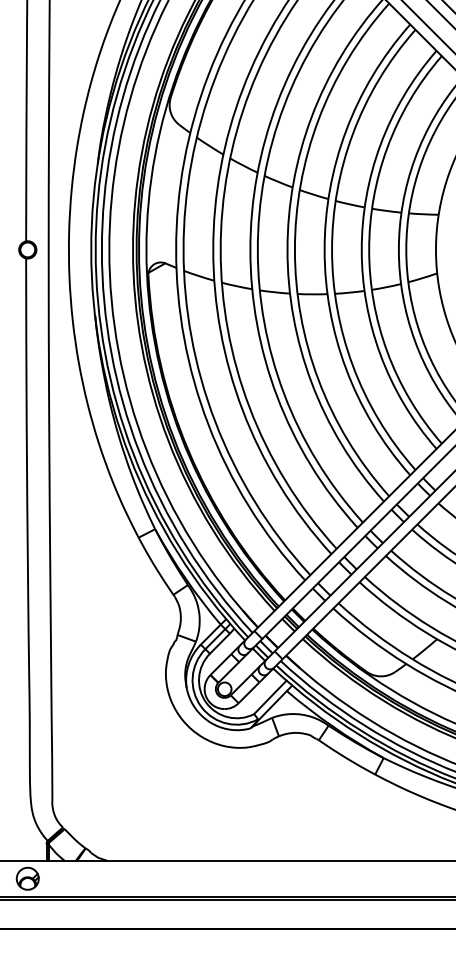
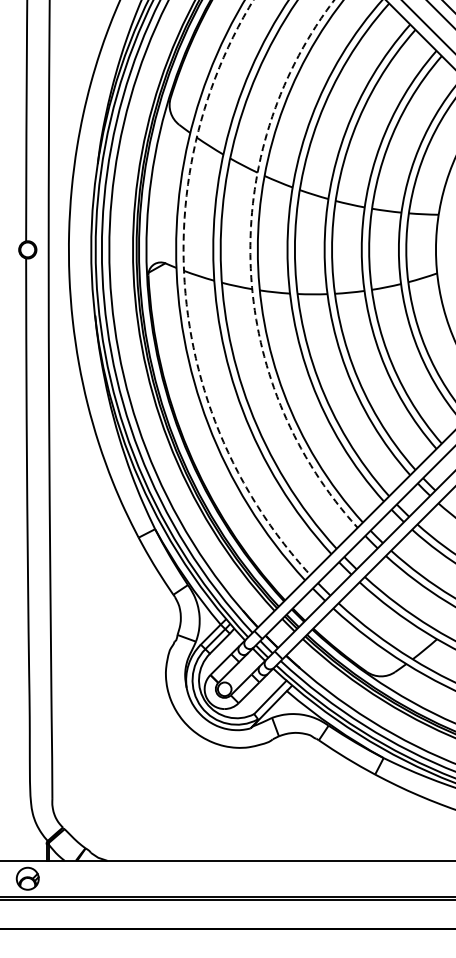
arc: solid -> dashed (250, 268)
arc: solid -> dashed (186, 300)
